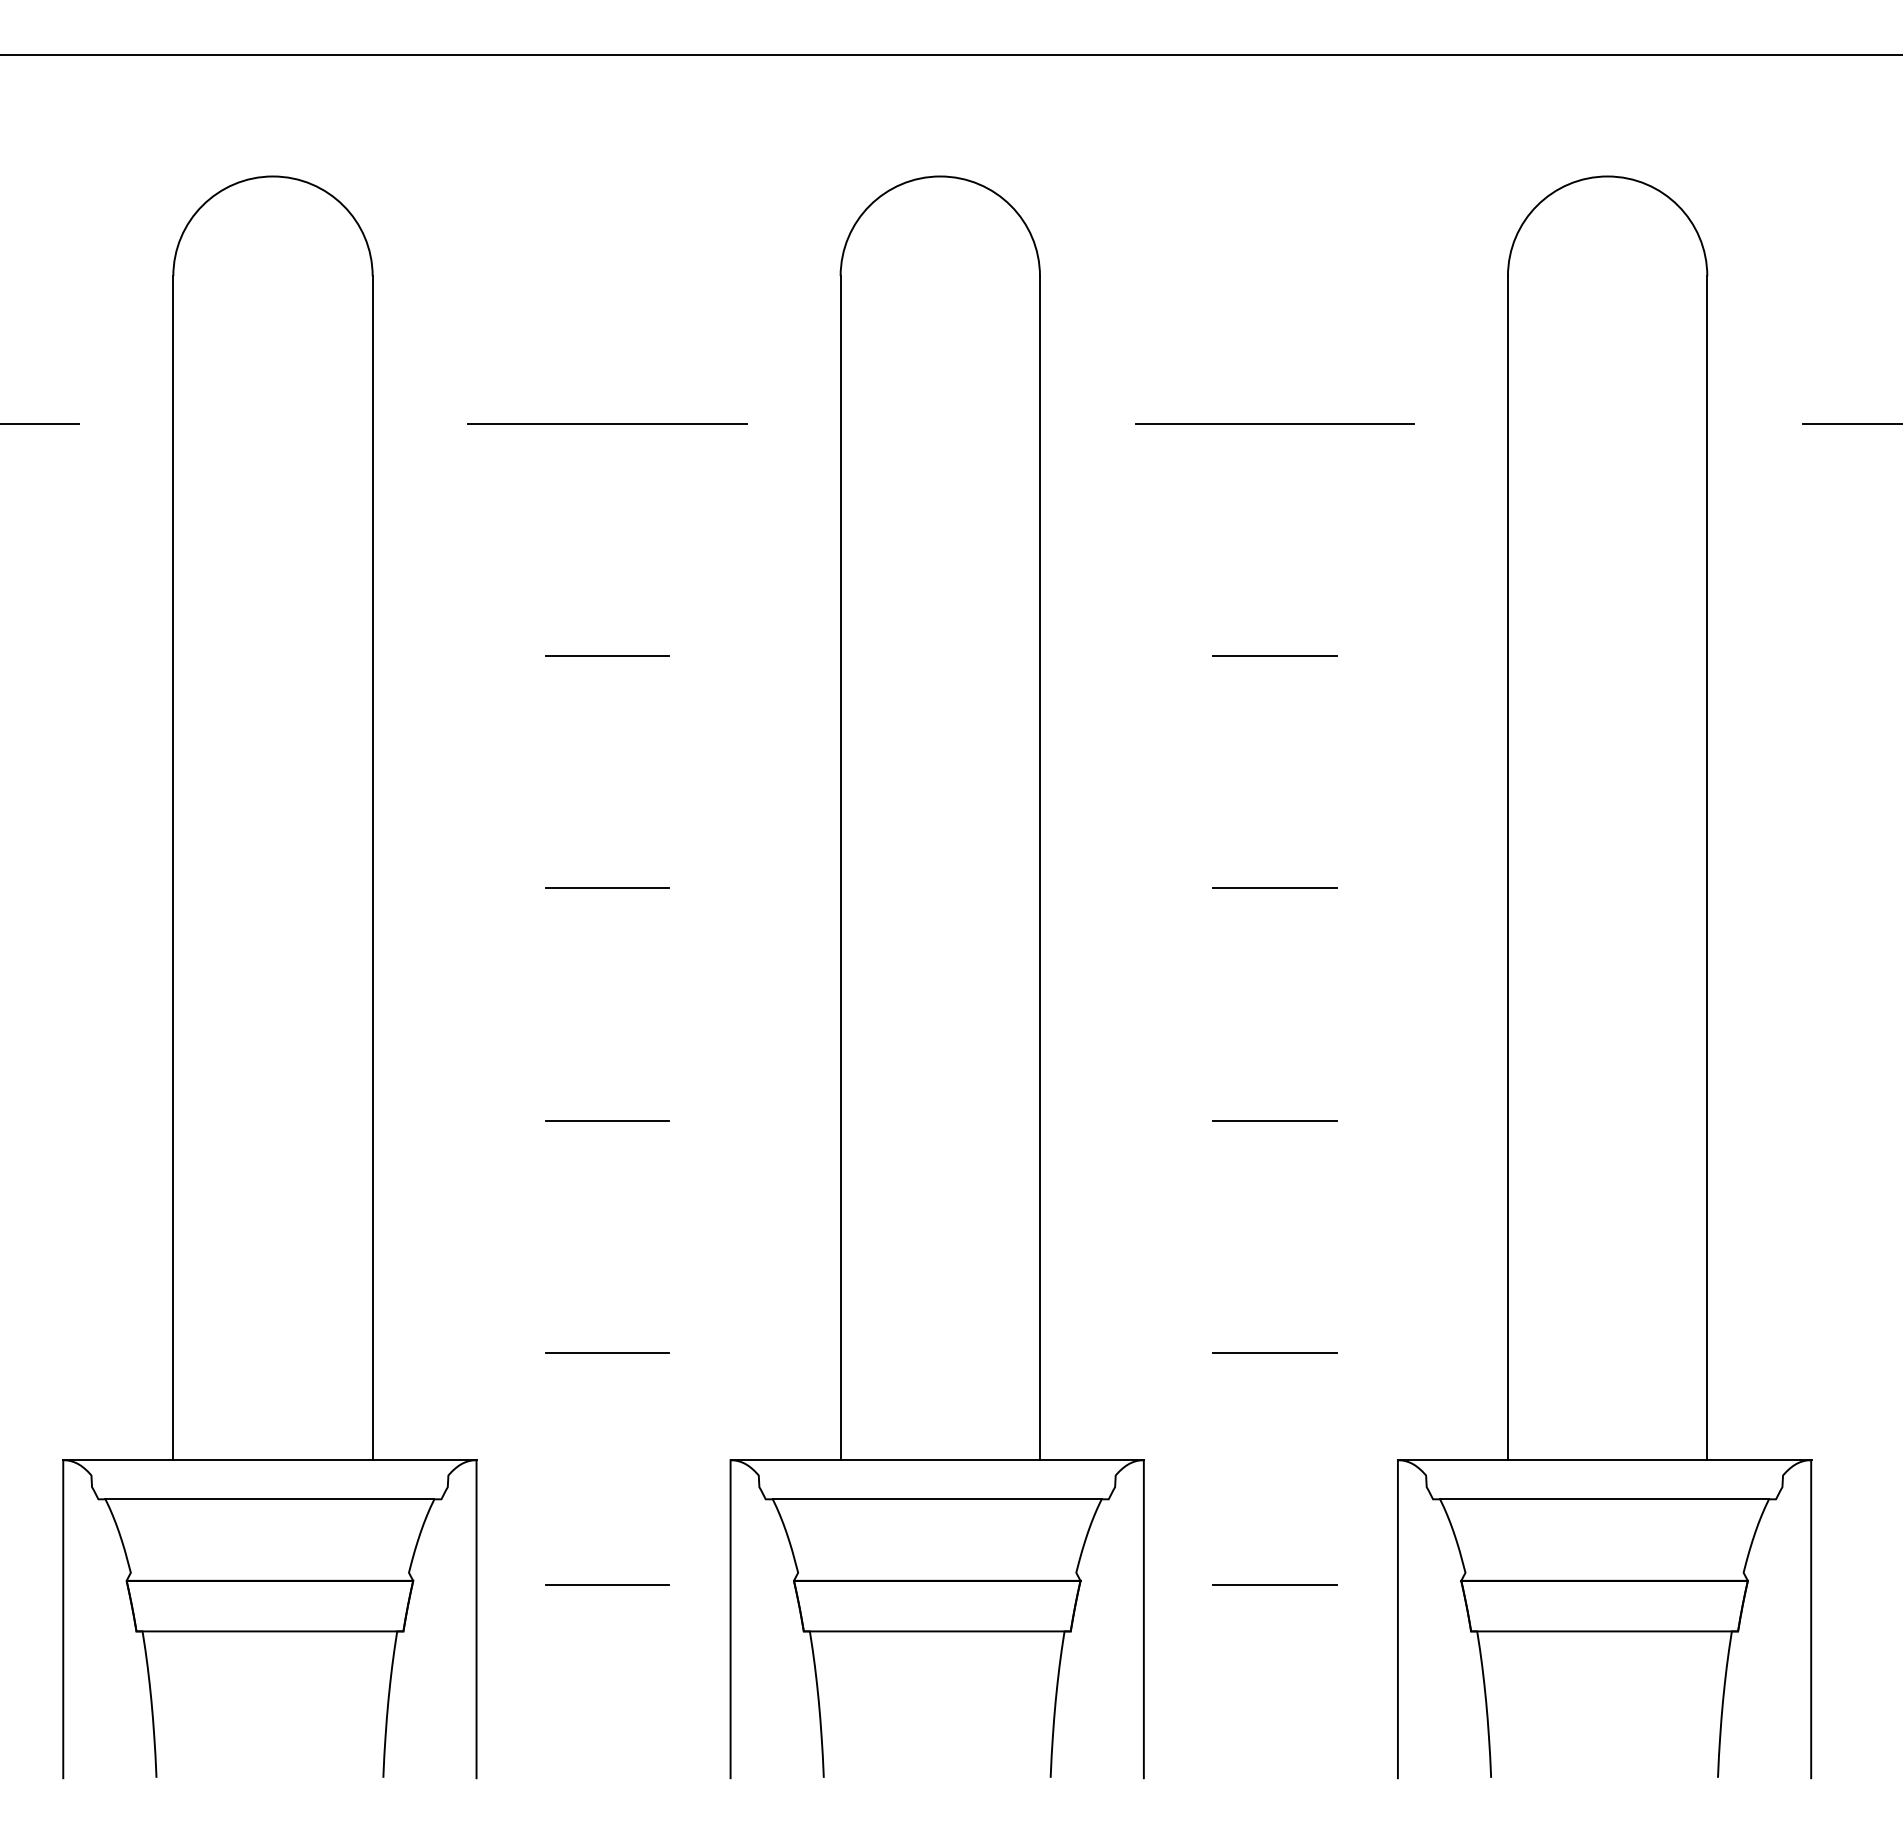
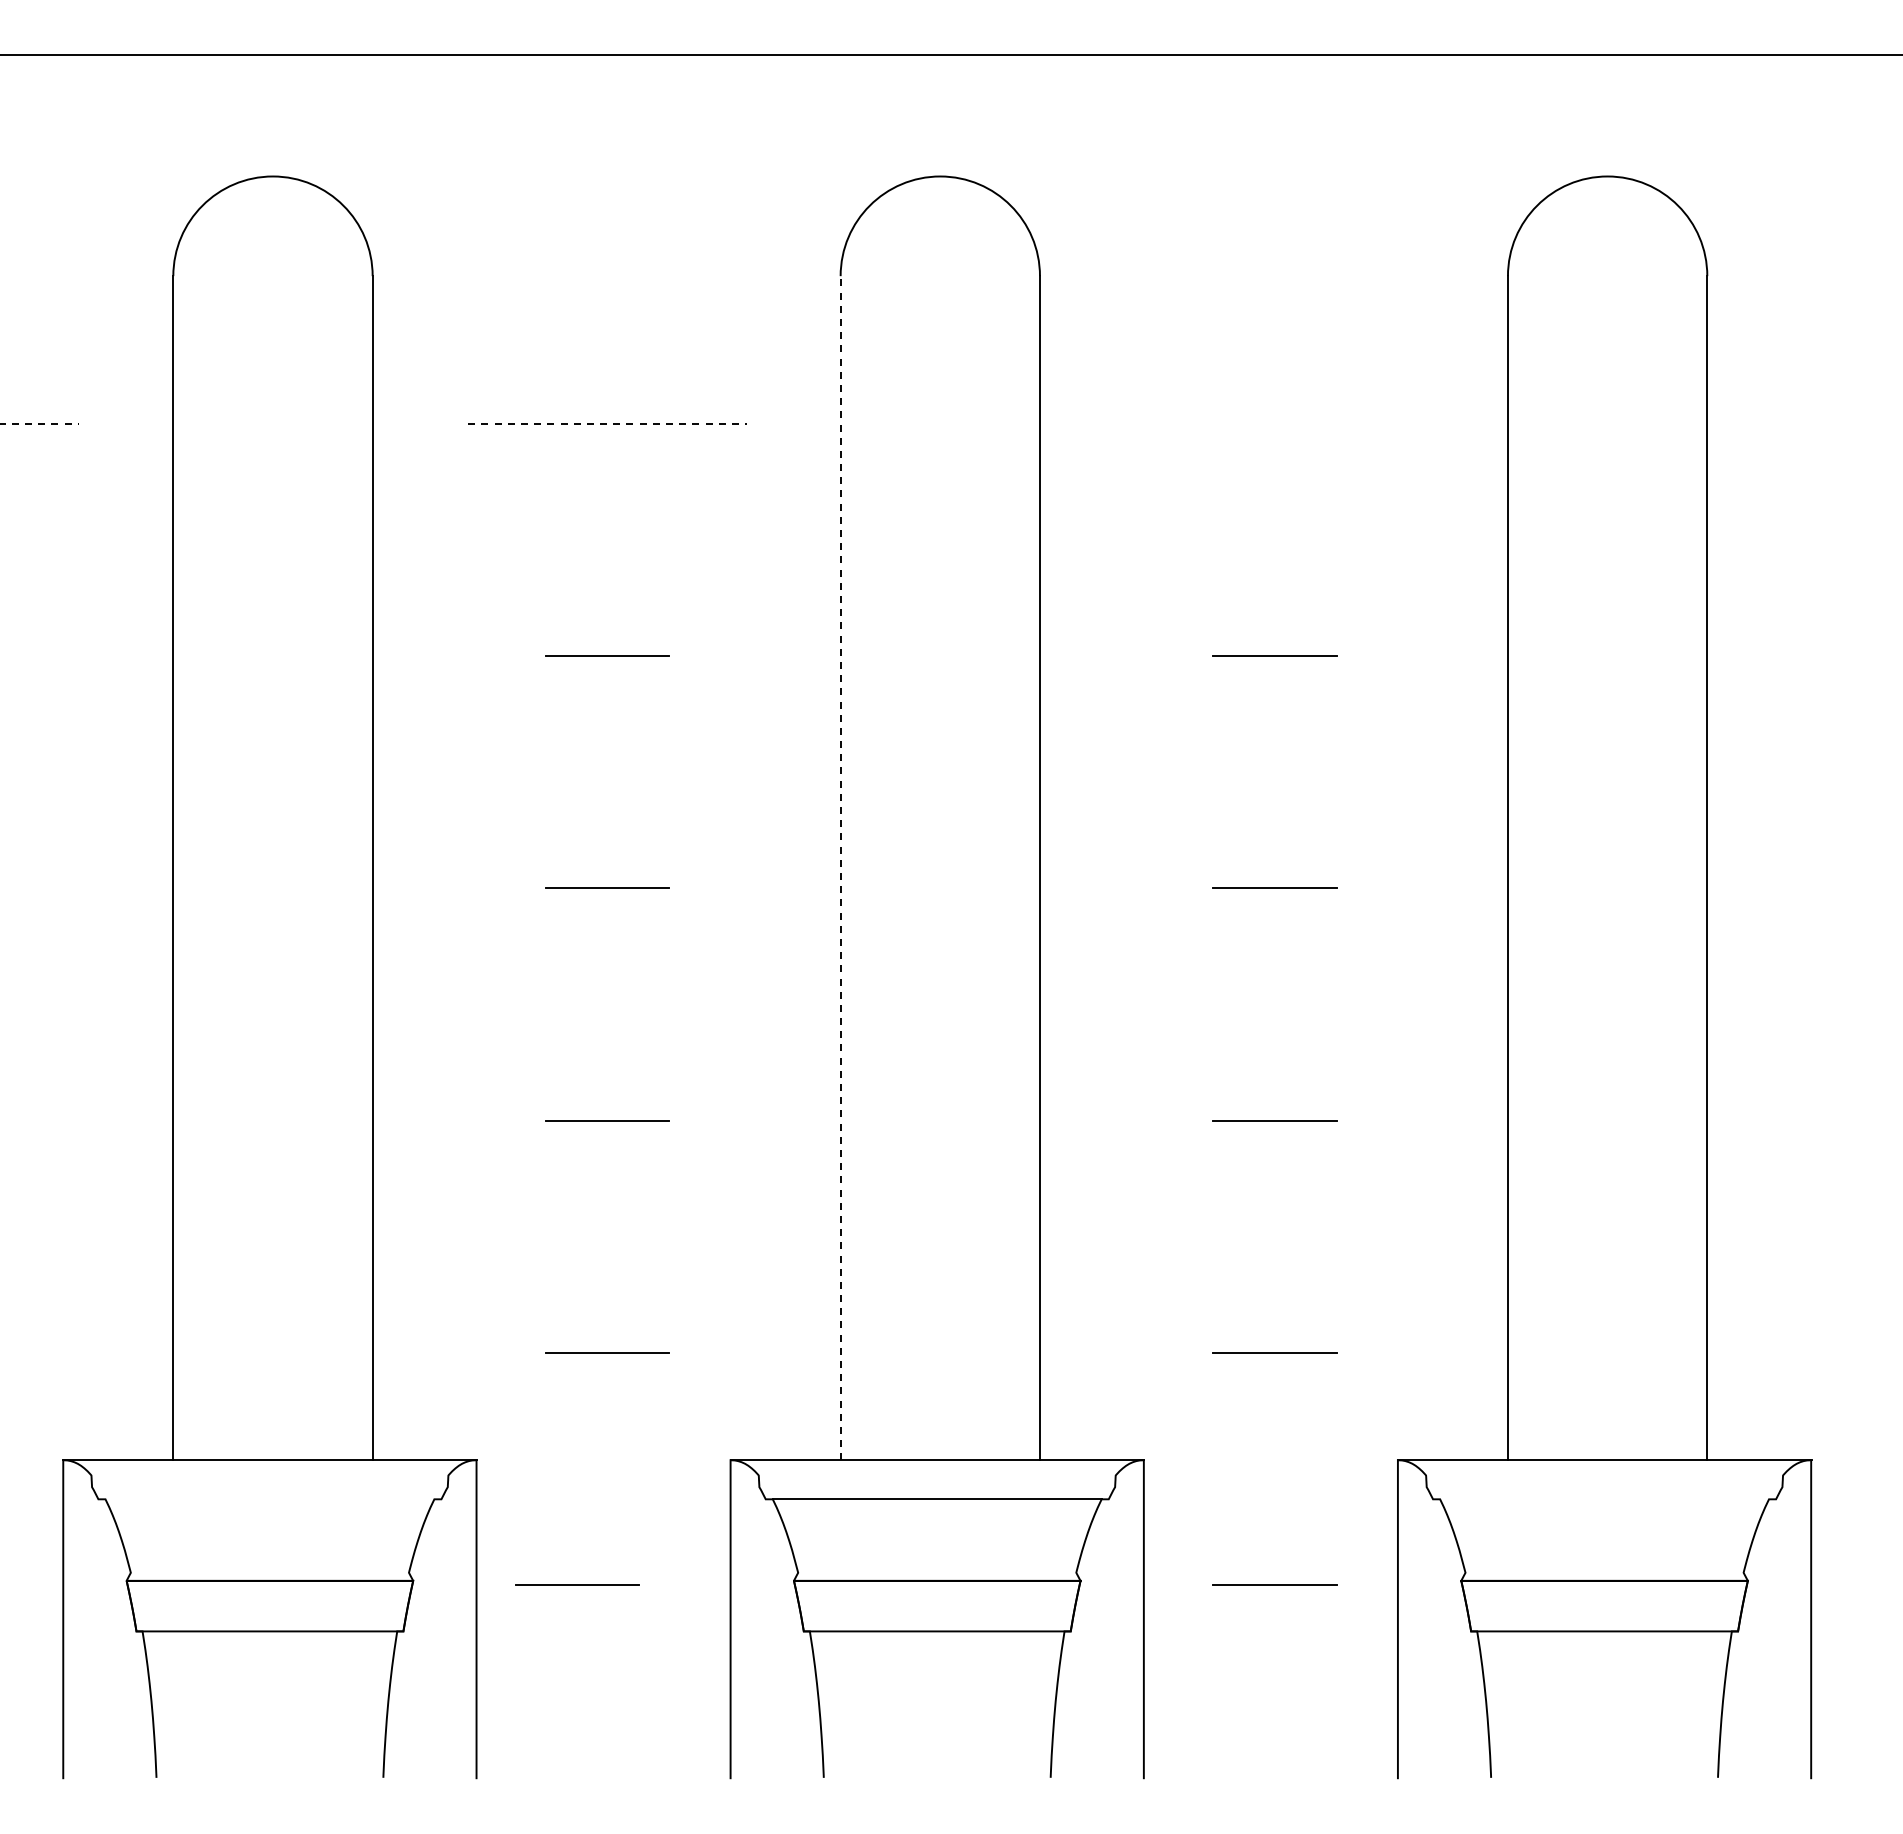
line: solid -> dashed (40, 424)
line: solid -> dashed (607, 424)
line: present -> none (1274, 424)
line: present -> none (1850, 424)
line: solid -> dashed (840, 867)
line: present -> none (269, 1499)
line: present -> none (1604, 1499)
line position: (607, 1584) -> (577, 1584) (577, 1584)
